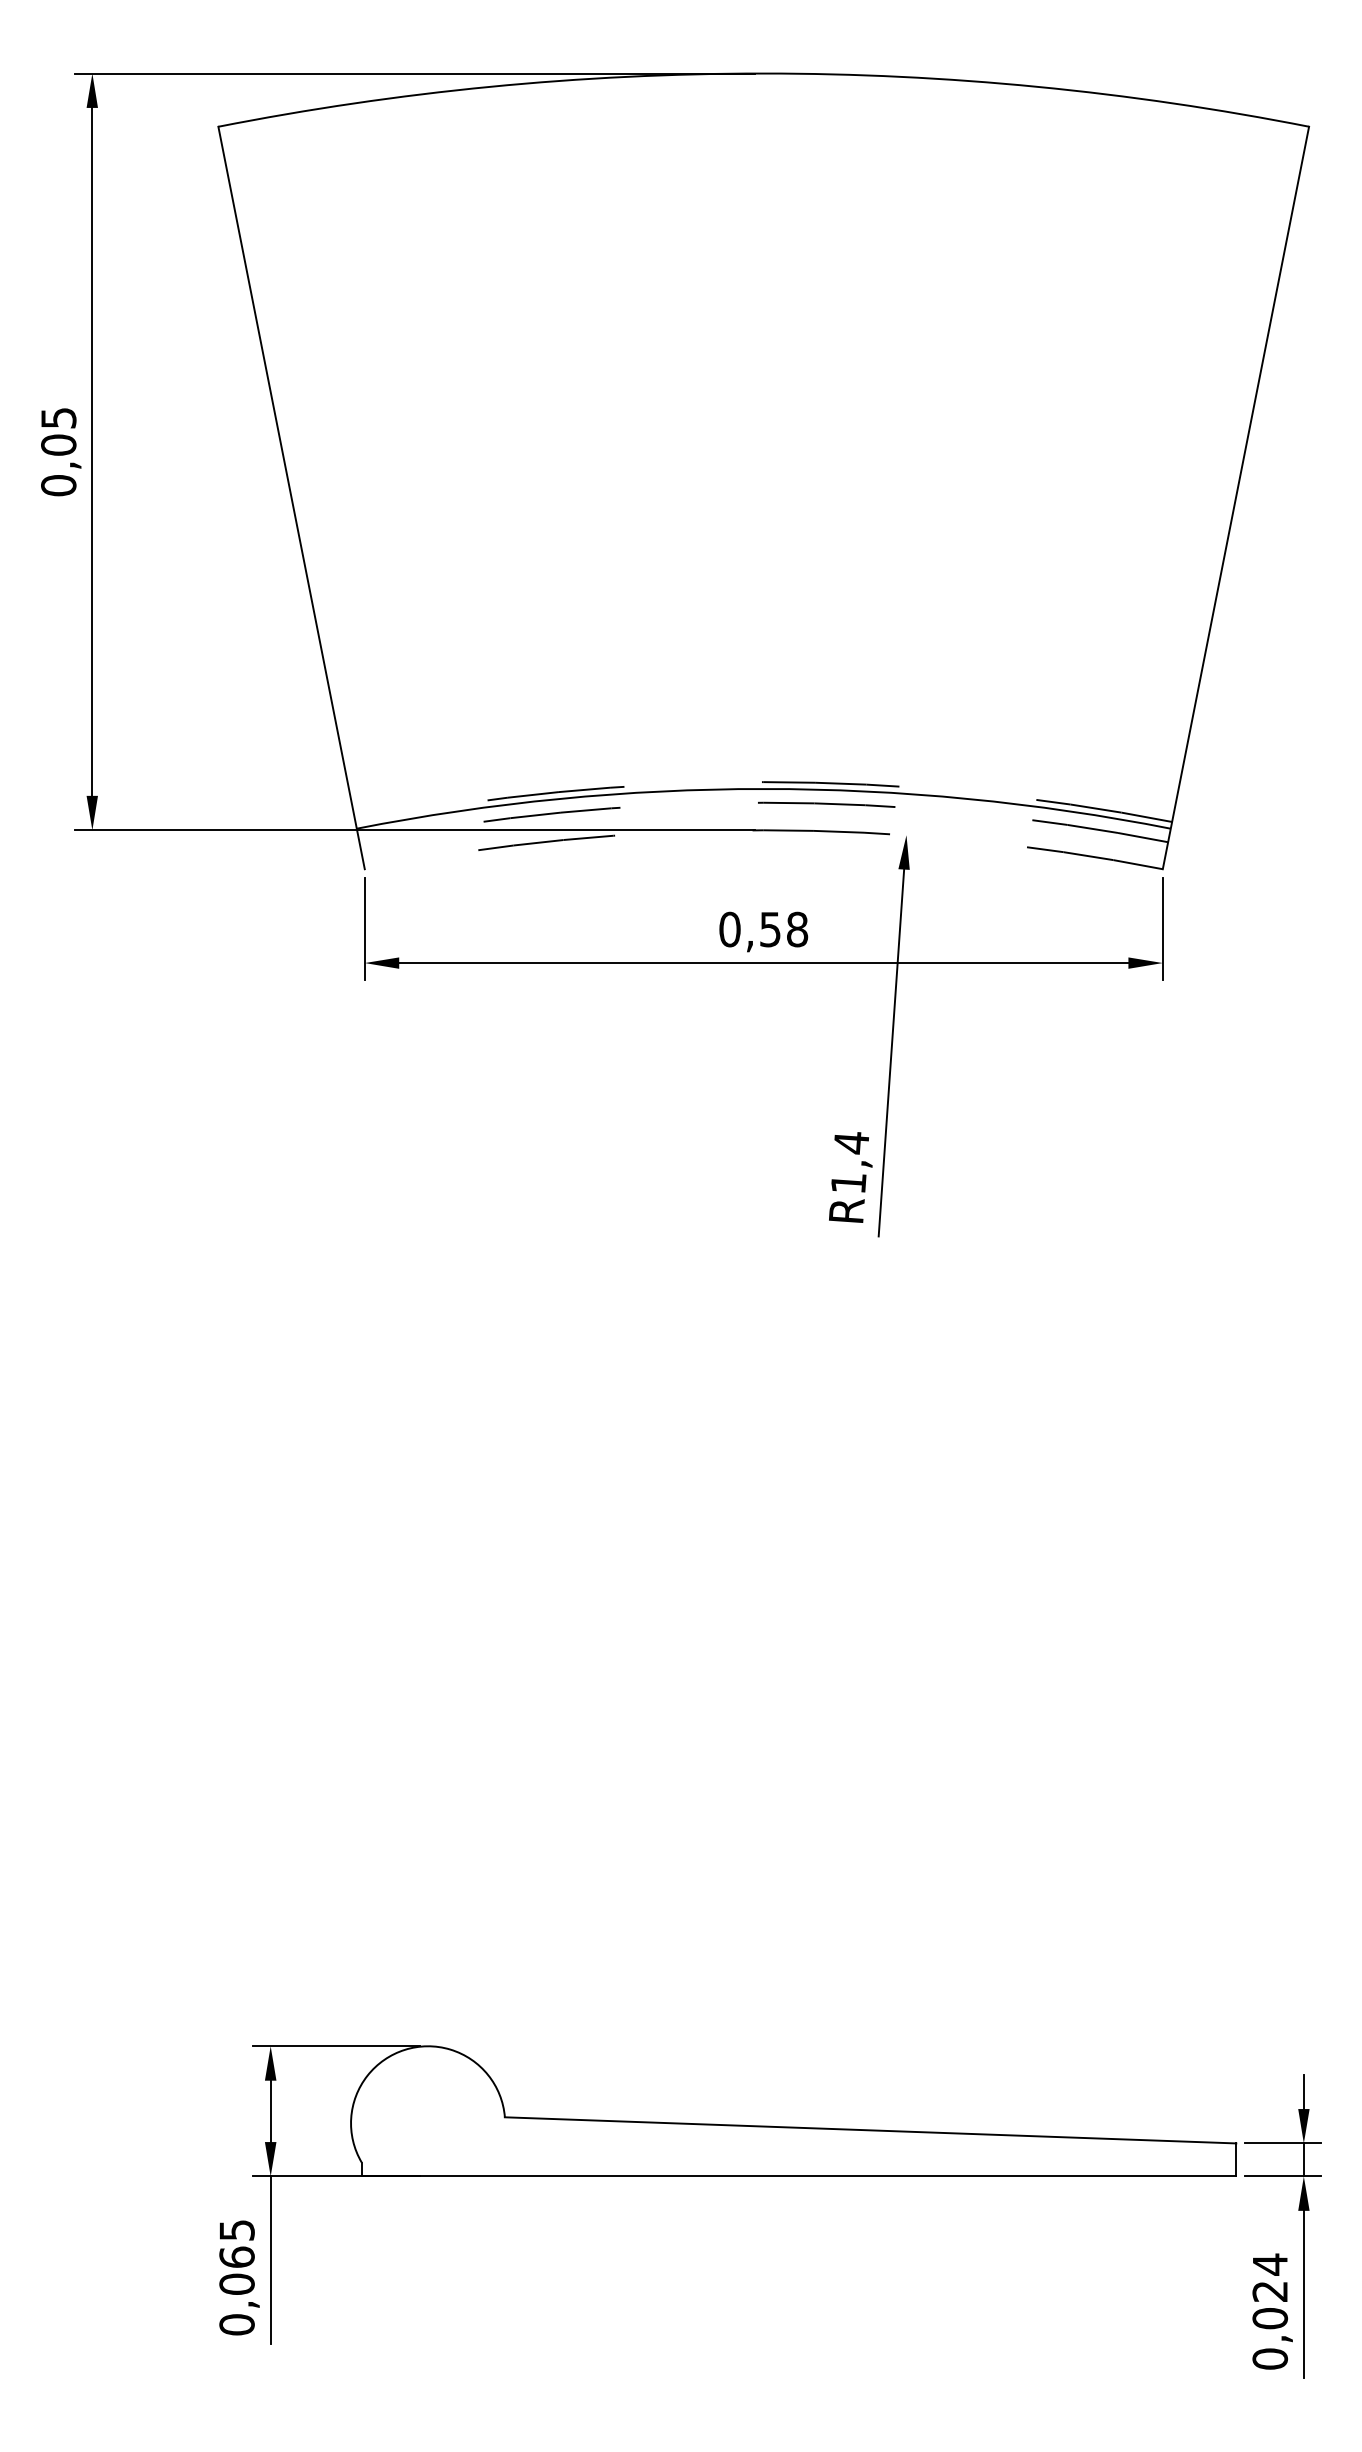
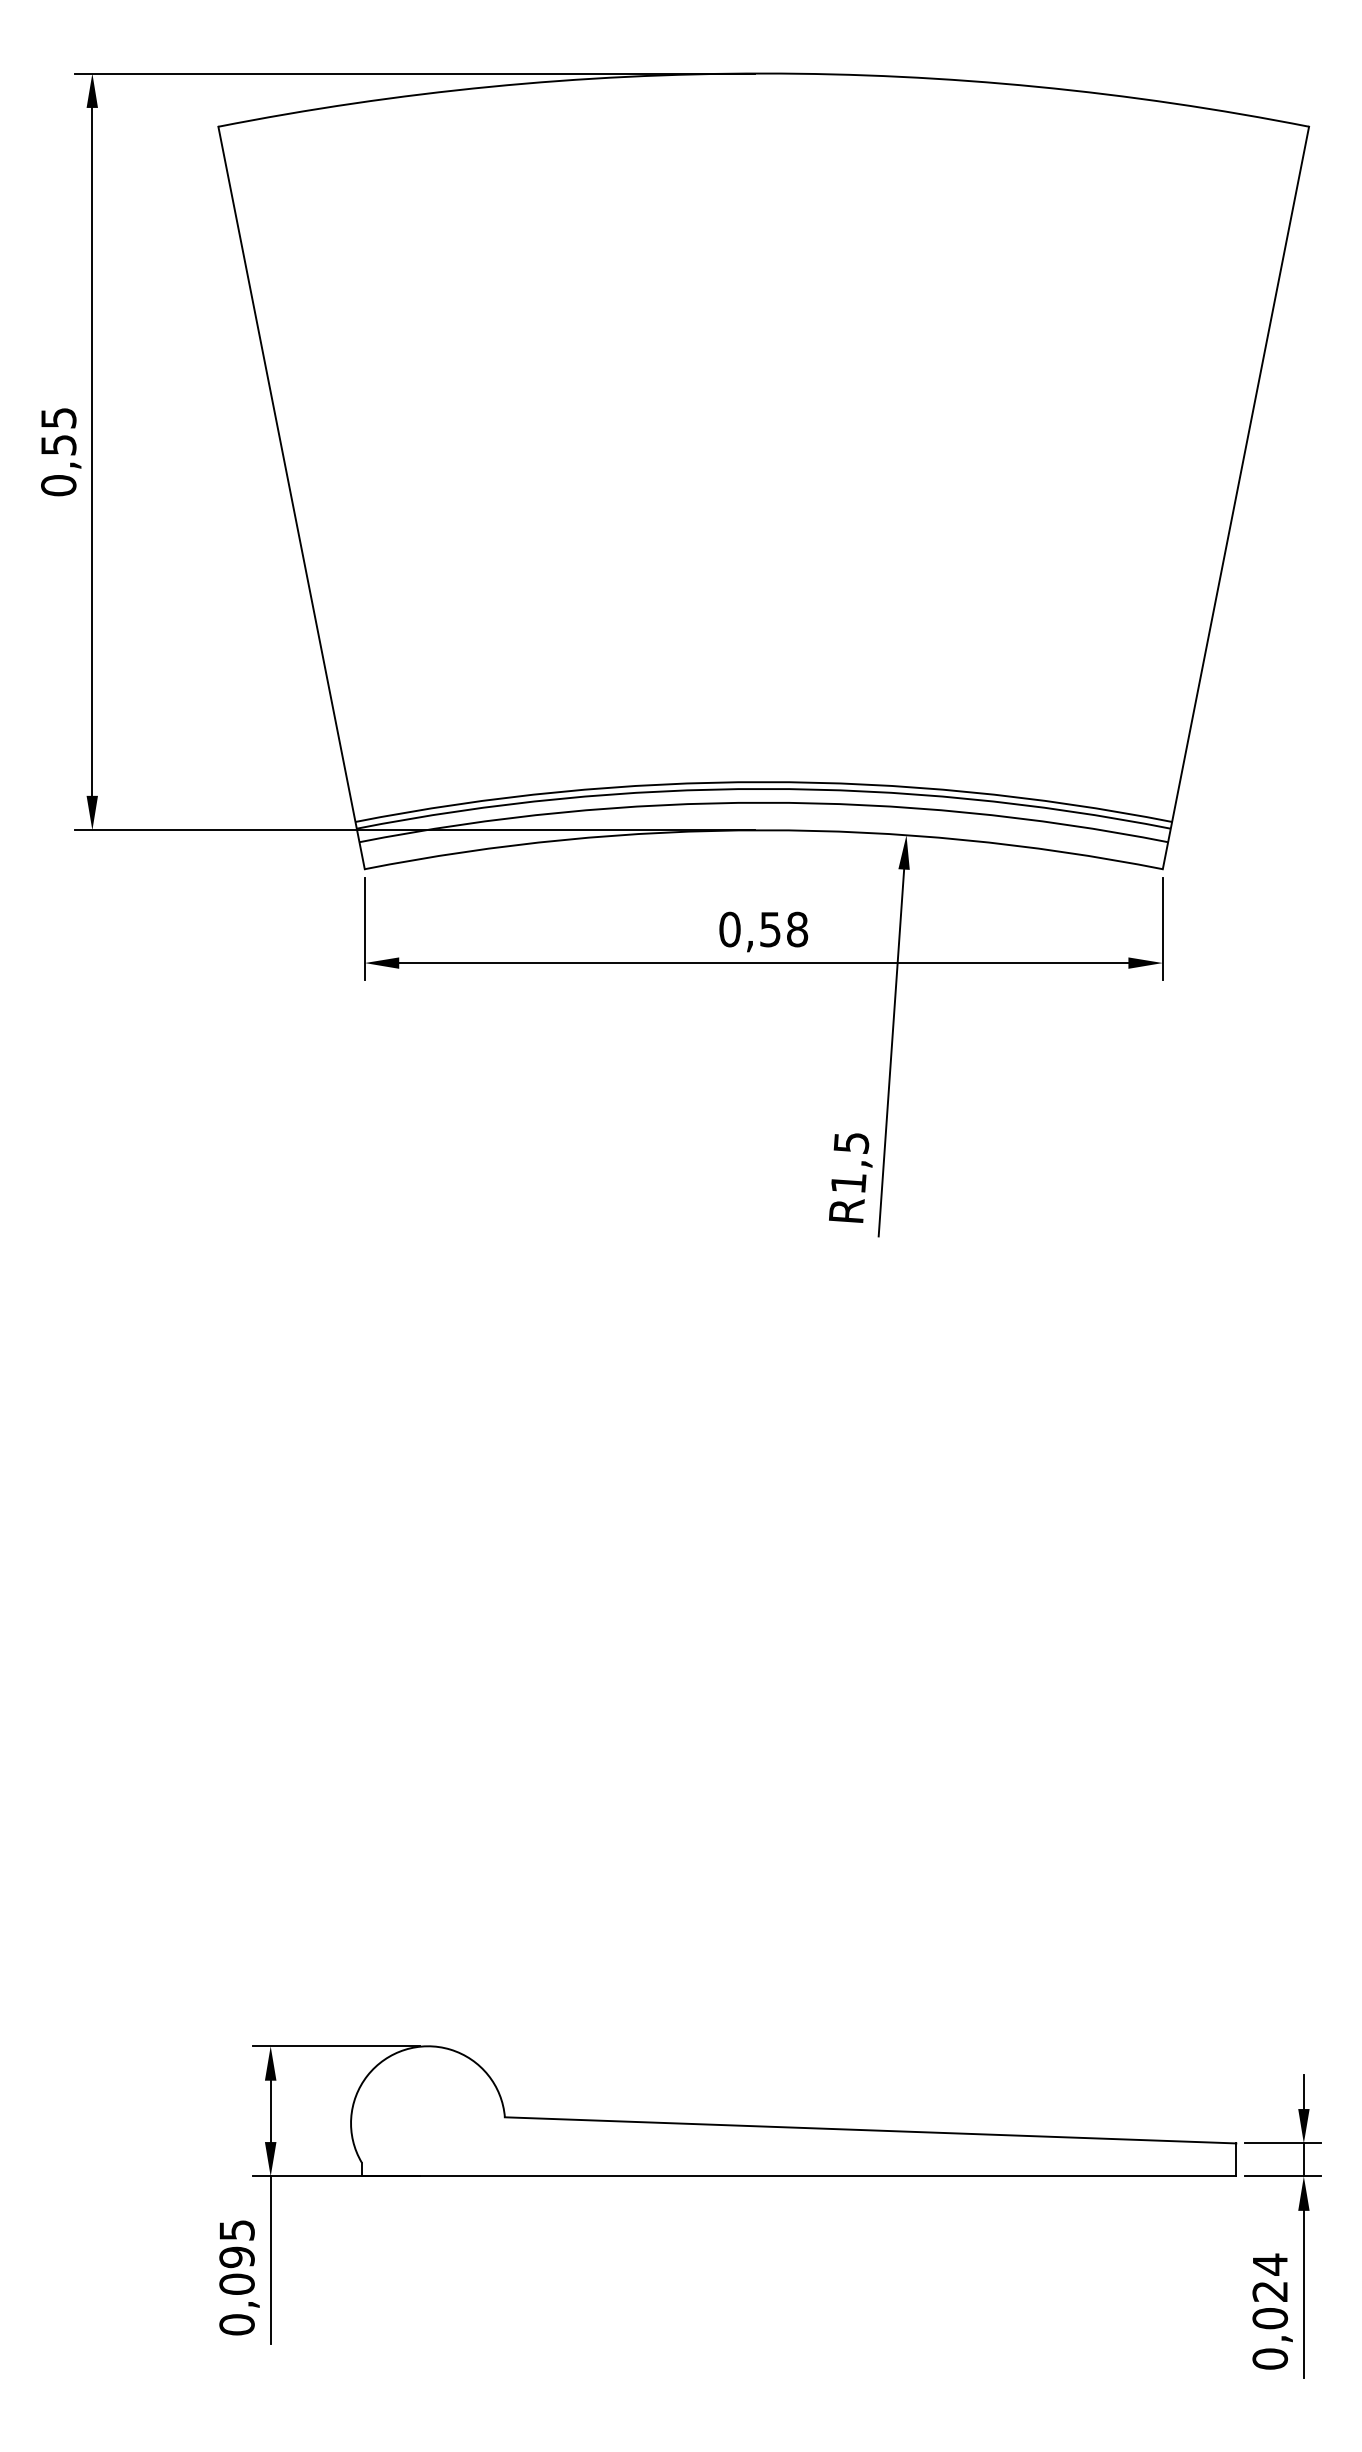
text: 0,05 -> 0,55 (58, 444)
arc: dashed -> solid (763, 782)
arc: dashed -> solid (763, 802)
arc: dashed -> solid (763, 830)
text: R1,4 -> R1,5 (851, 1143)
text: 0,065 -> 0,095 (236, 2257)
